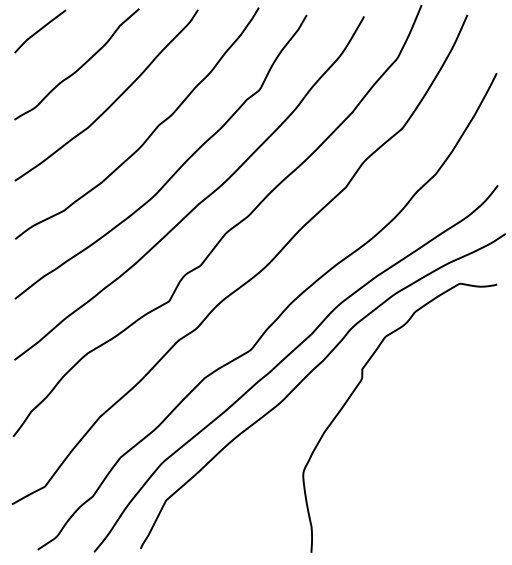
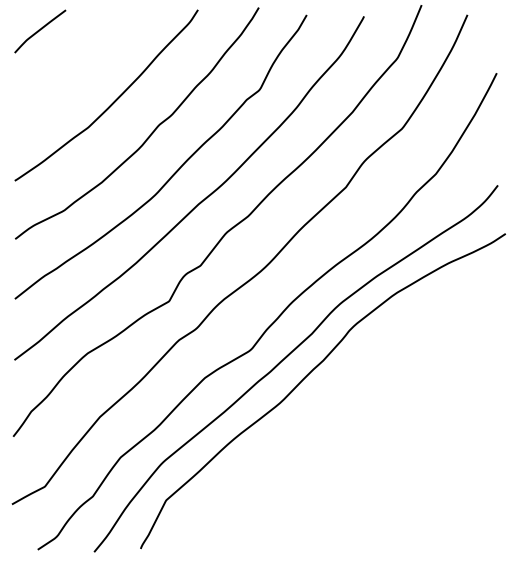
curve: present -> none (79, 67)
curve: present -> none (356, 389)
